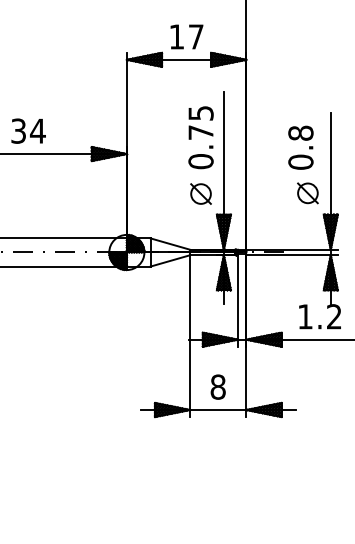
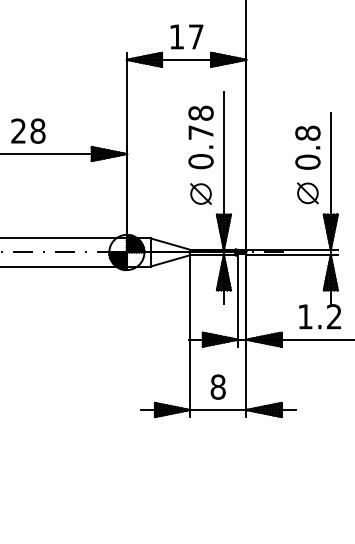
text: 0.75 -> 0.78 (200, 112)
text: 34 -> 28 (28, 130)
text position: (300, 147) -> (307, 147) (307, 147)
